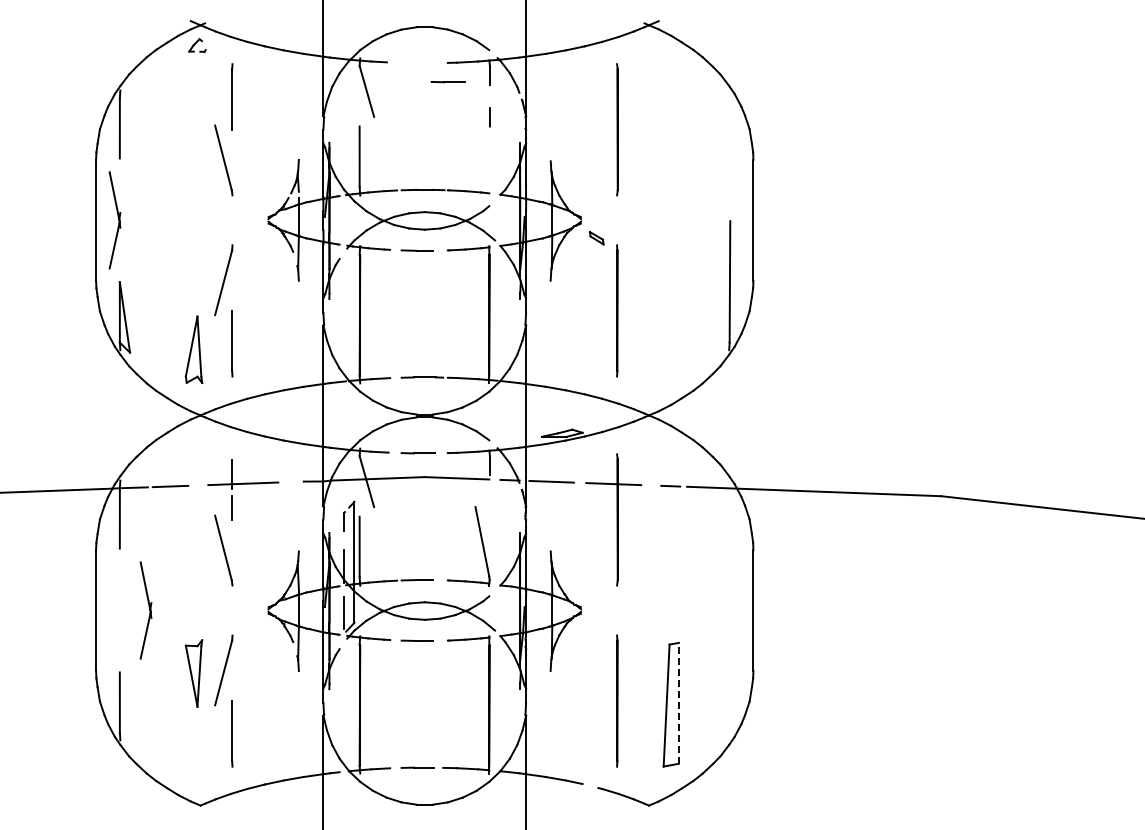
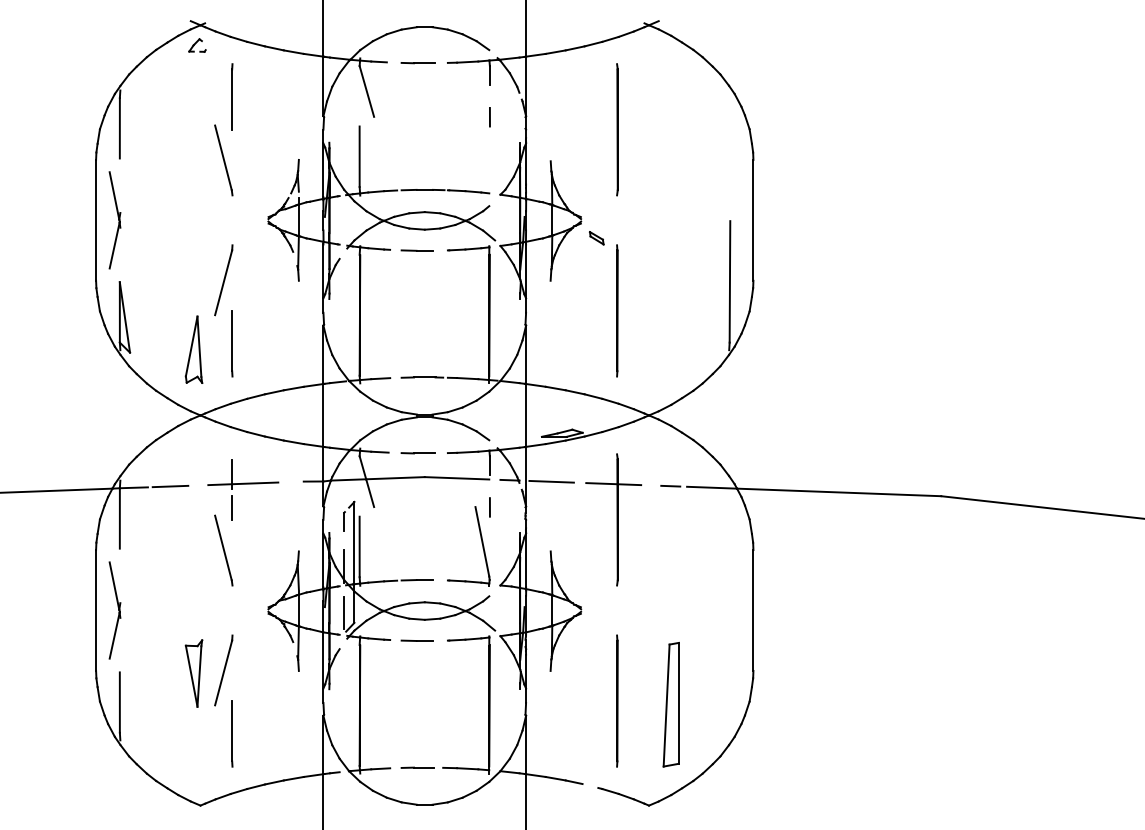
line position: (447, 82) -> (417, 63) (417, 63)
line: none -> present (489, 507)
part position: (145, 610) -> (114, 610) (114, 610)
line: dashed -> solid (678, 702)
